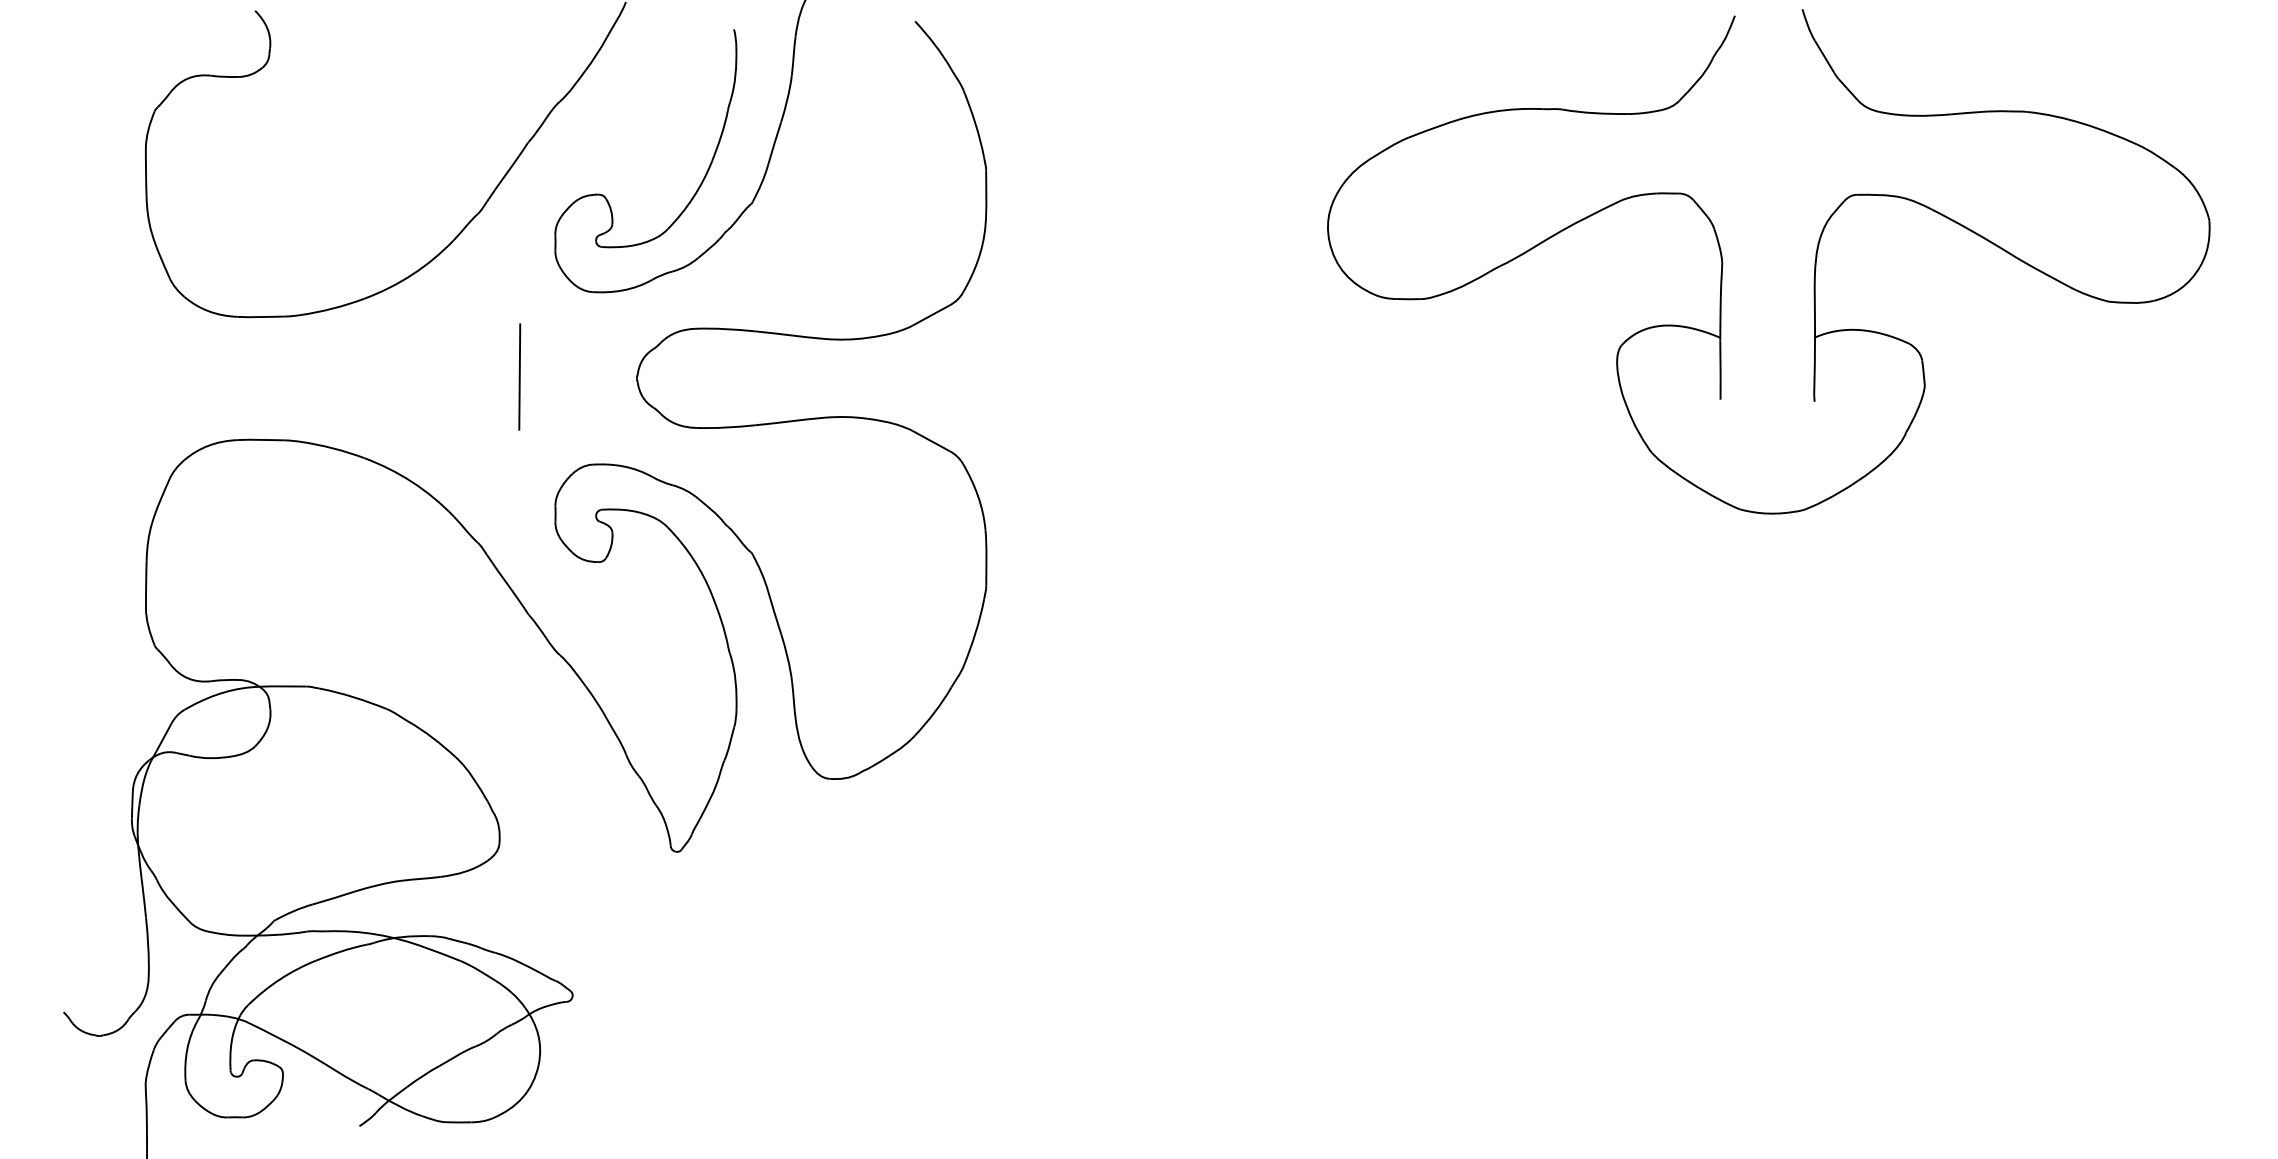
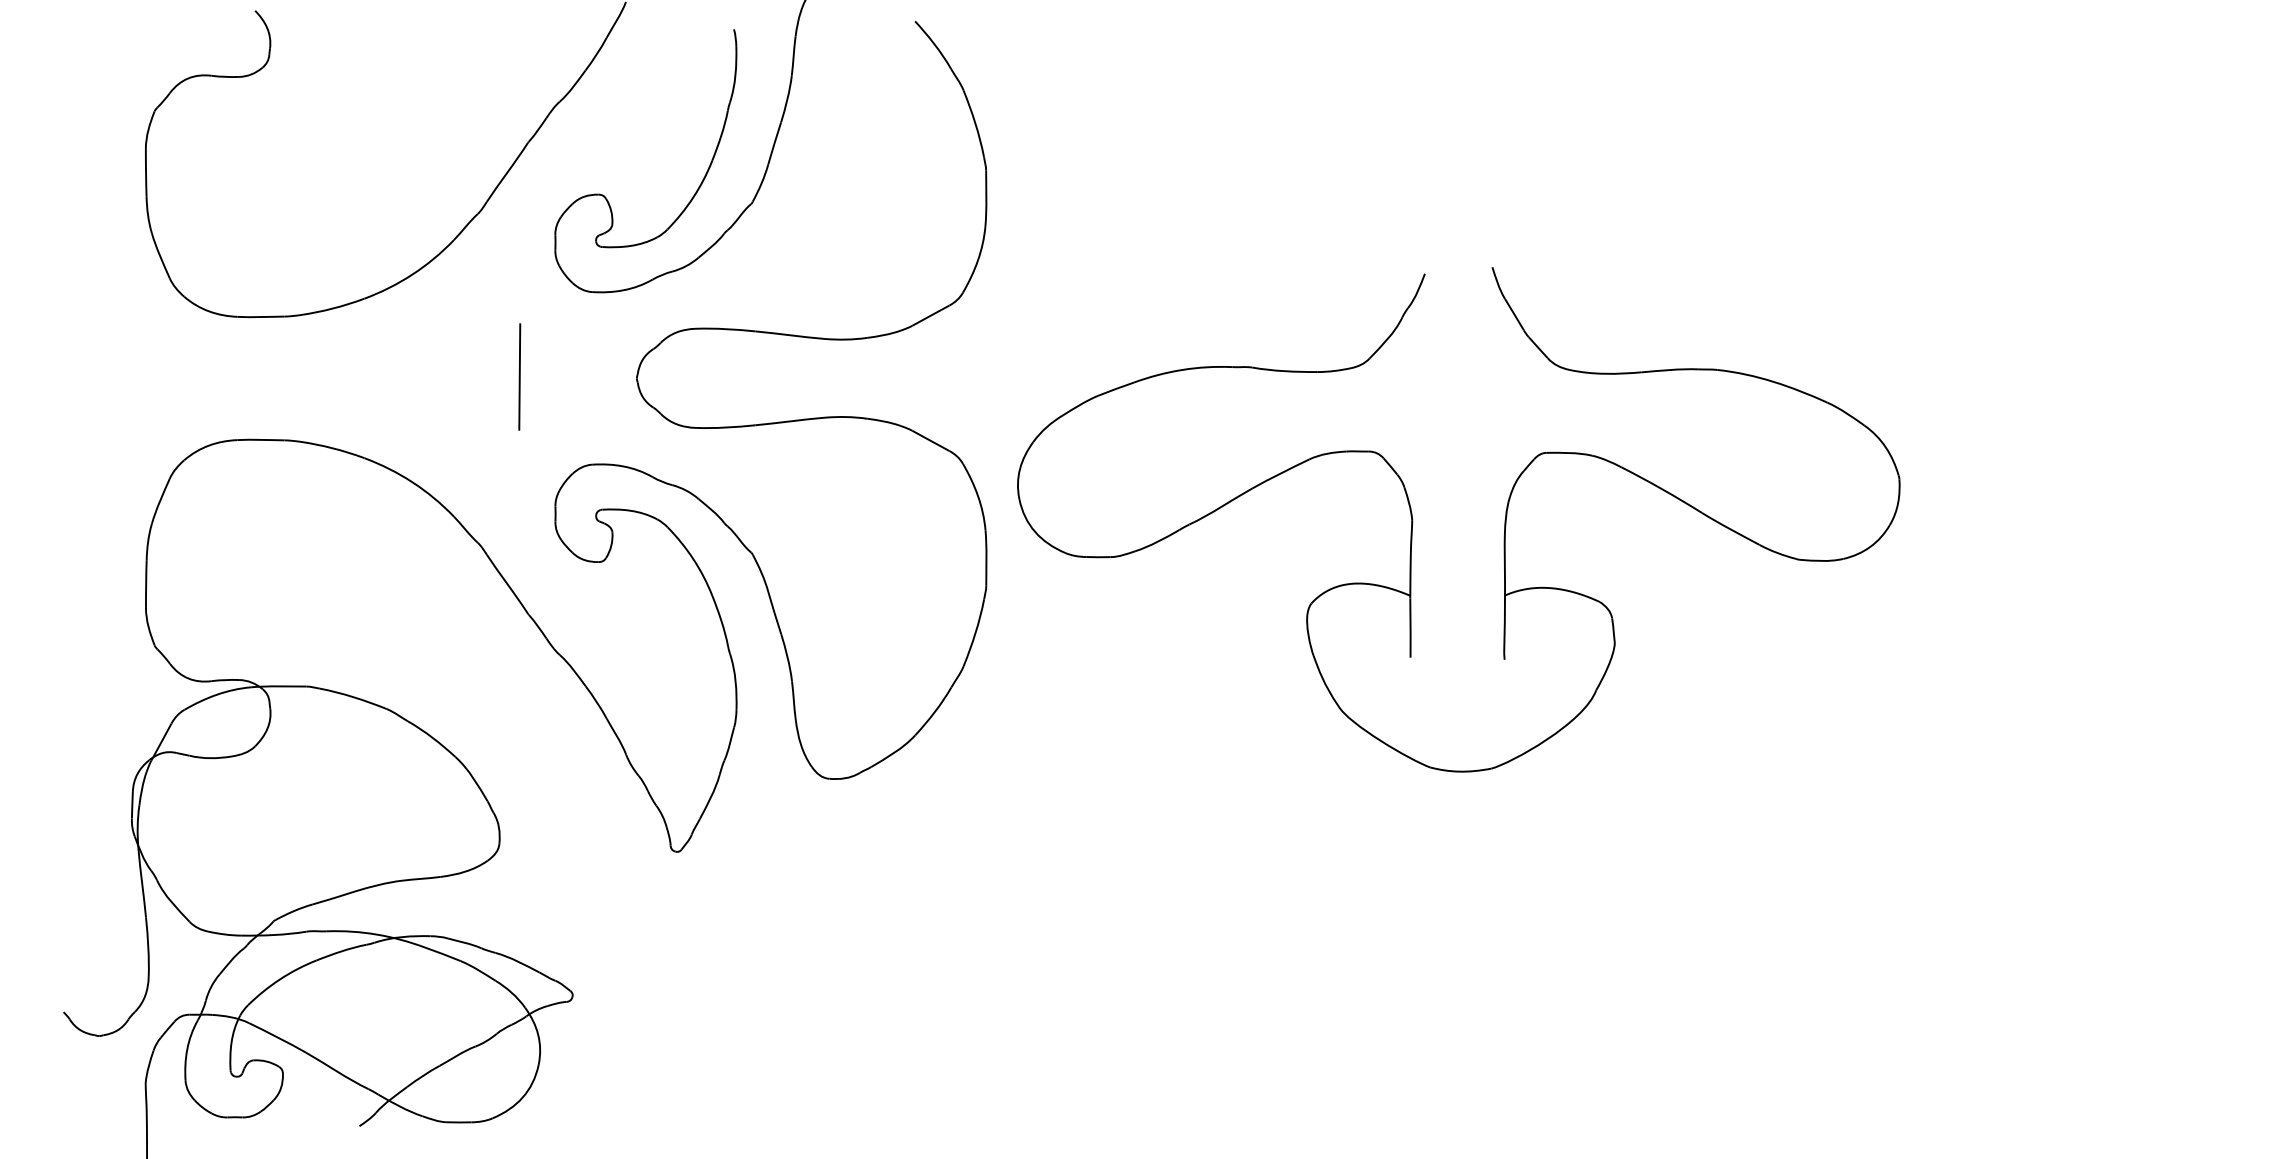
part position: (1723, 261) -> (1413, 519) (1413, 519)
